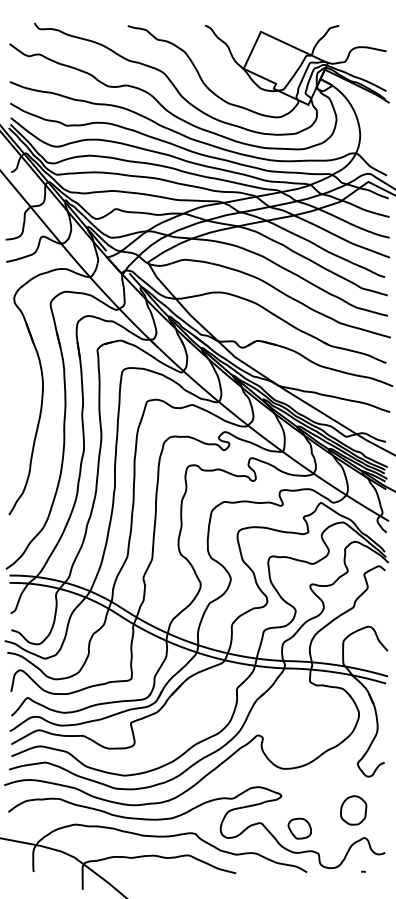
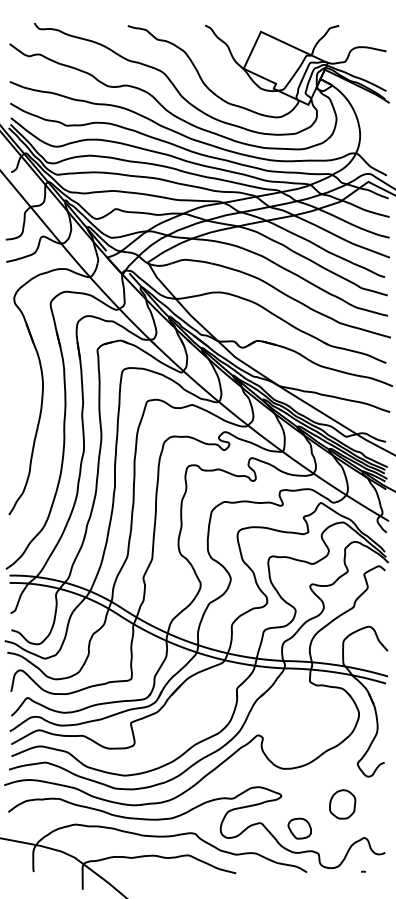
part position: (353, 810) -> (342, 804) (342, 804)
